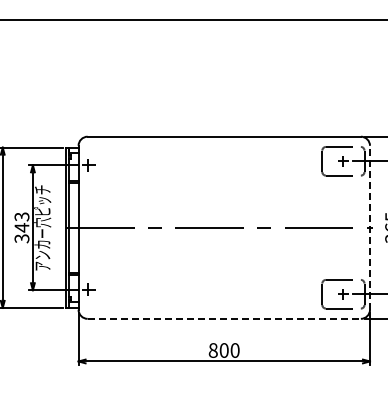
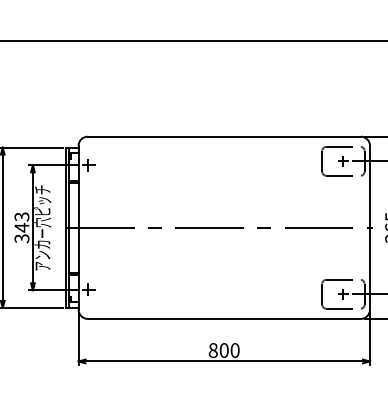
line position: (193, 19) -> (193, 40) (193, 40)
line: dashed -> solid (370, 227)
line: dashed -> solid (224, 318)
